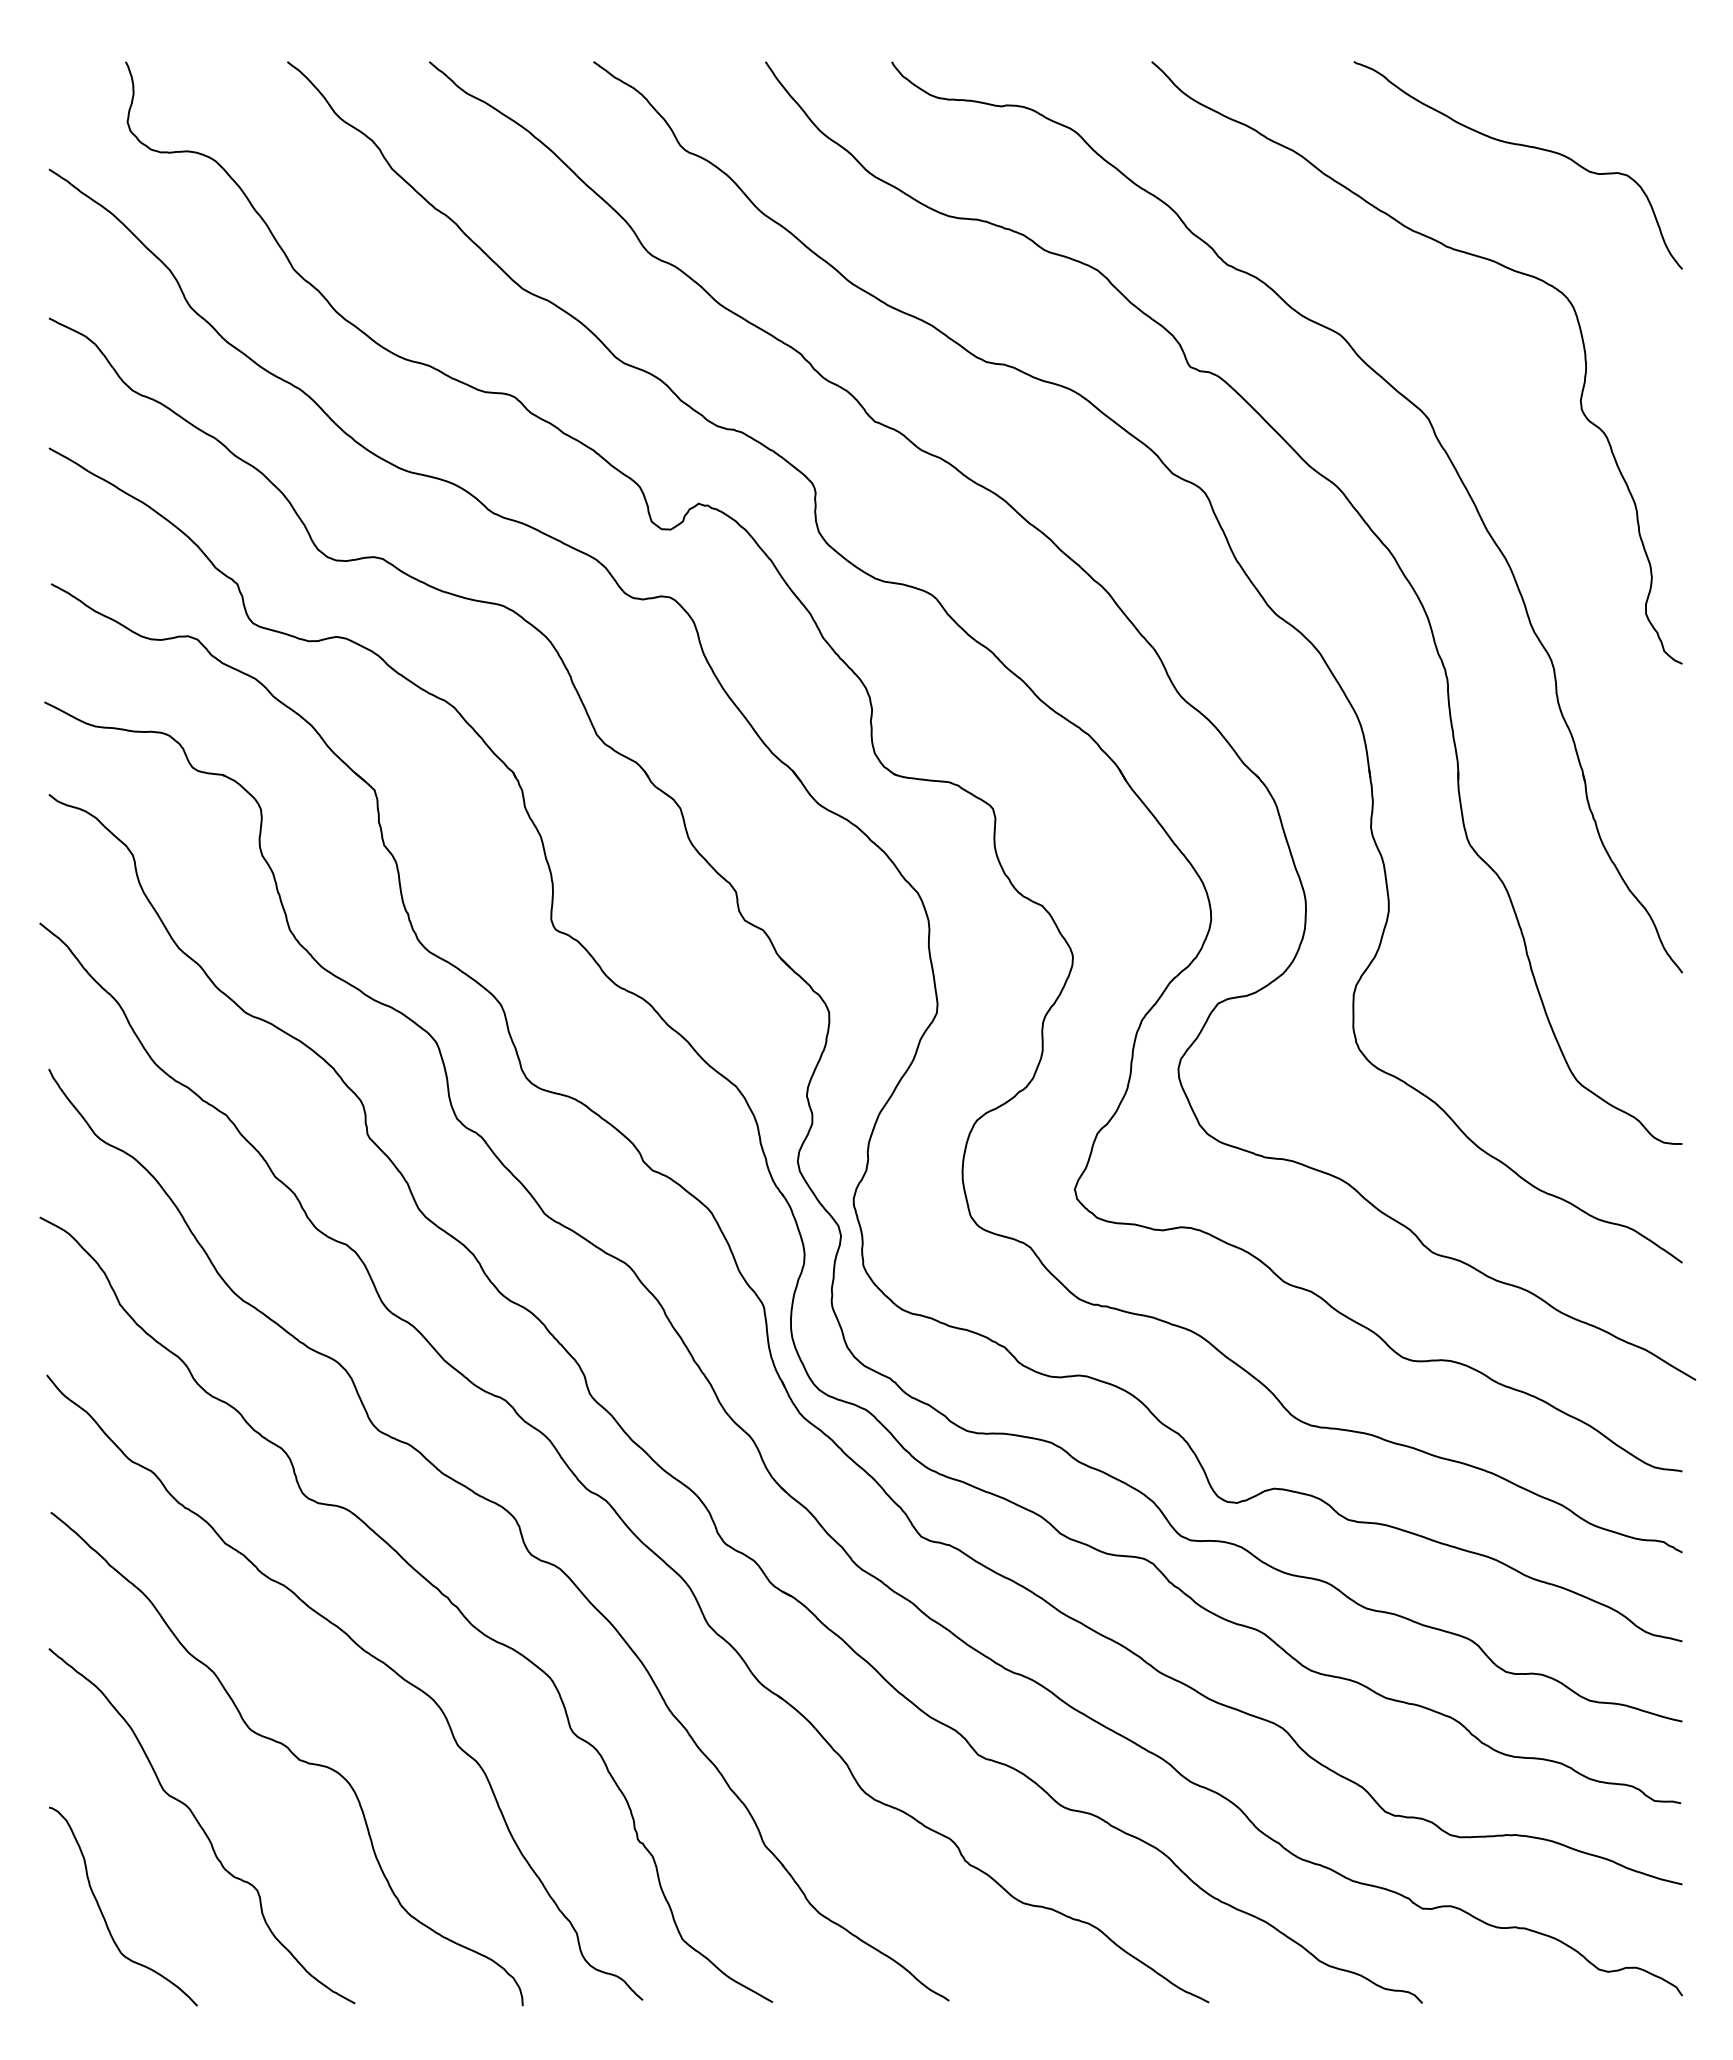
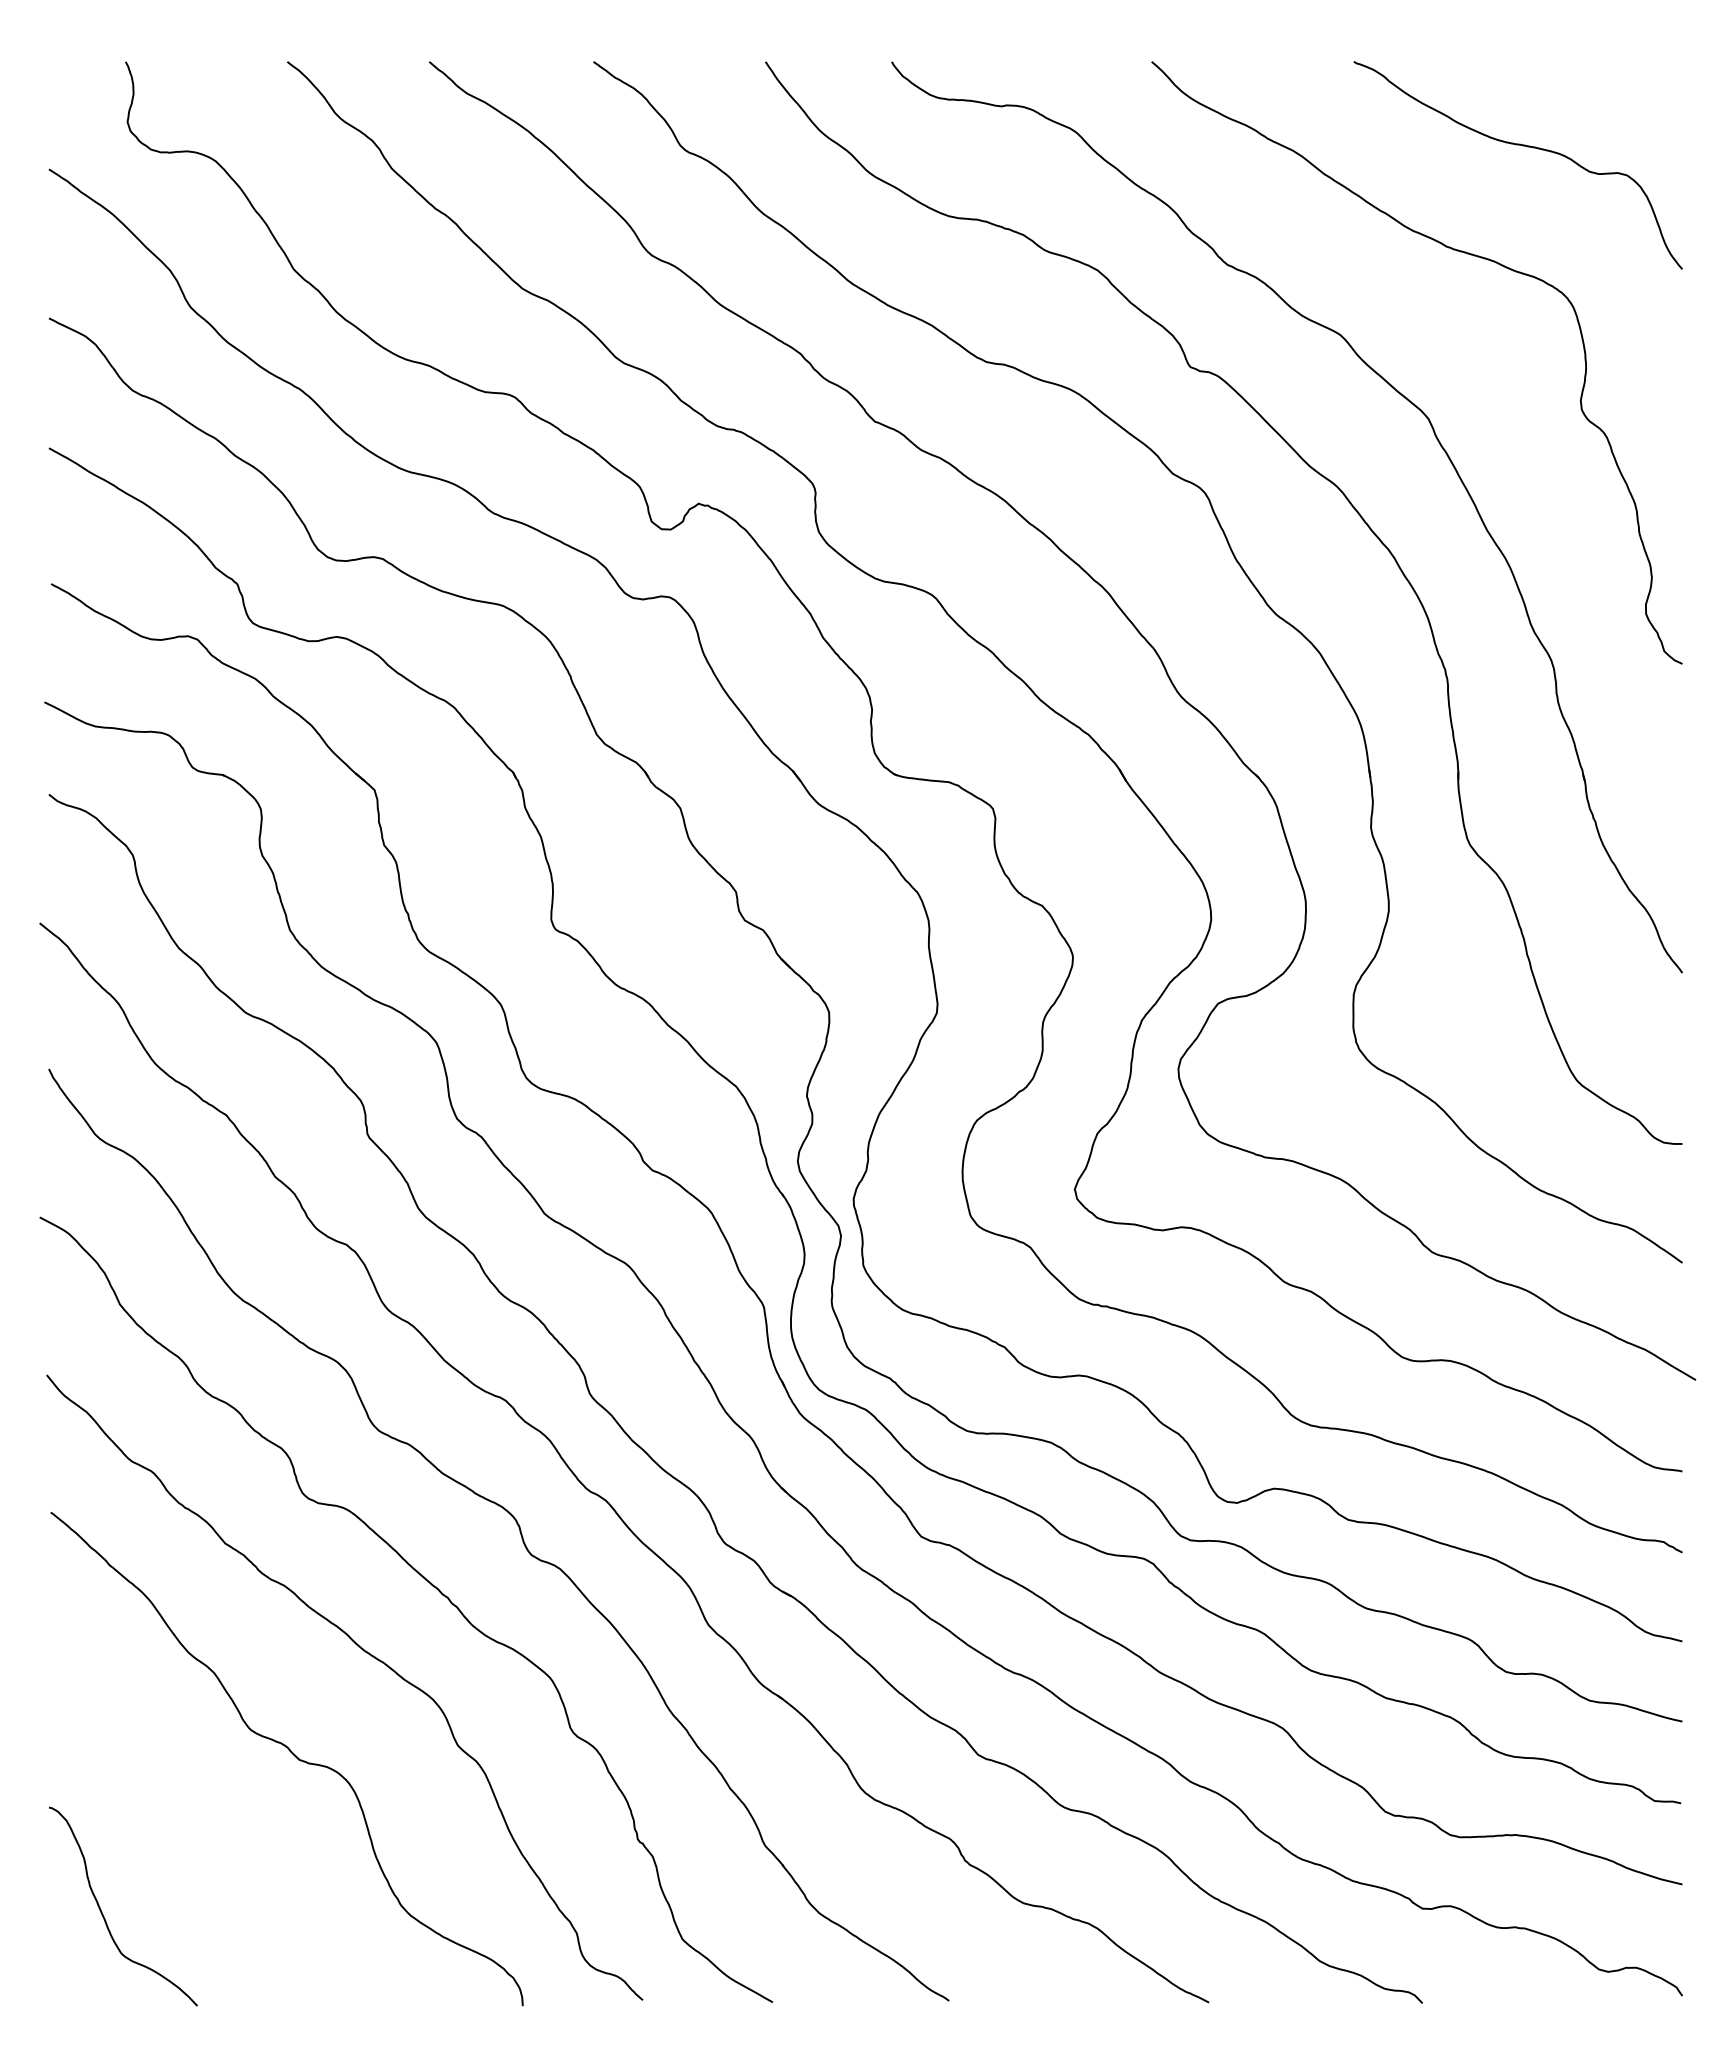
curve: present -> none (201, 1826)
